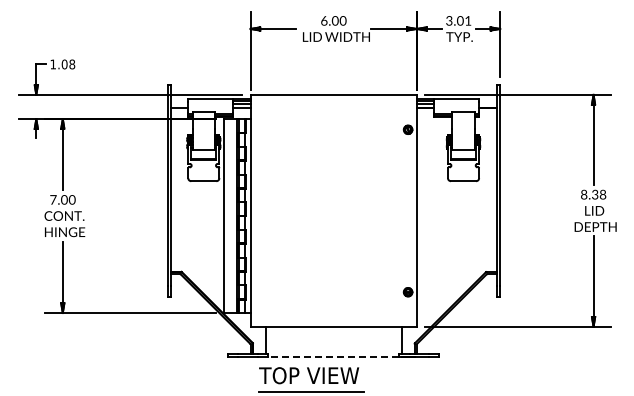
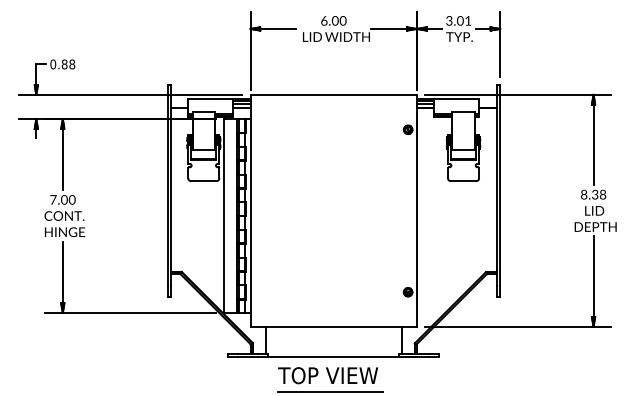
text: 1.08 -> 0.88 (58, 64)
line: dashed -> solid (333, 356)
part position: (311, 379) -> (330, 379) (330, 379)
